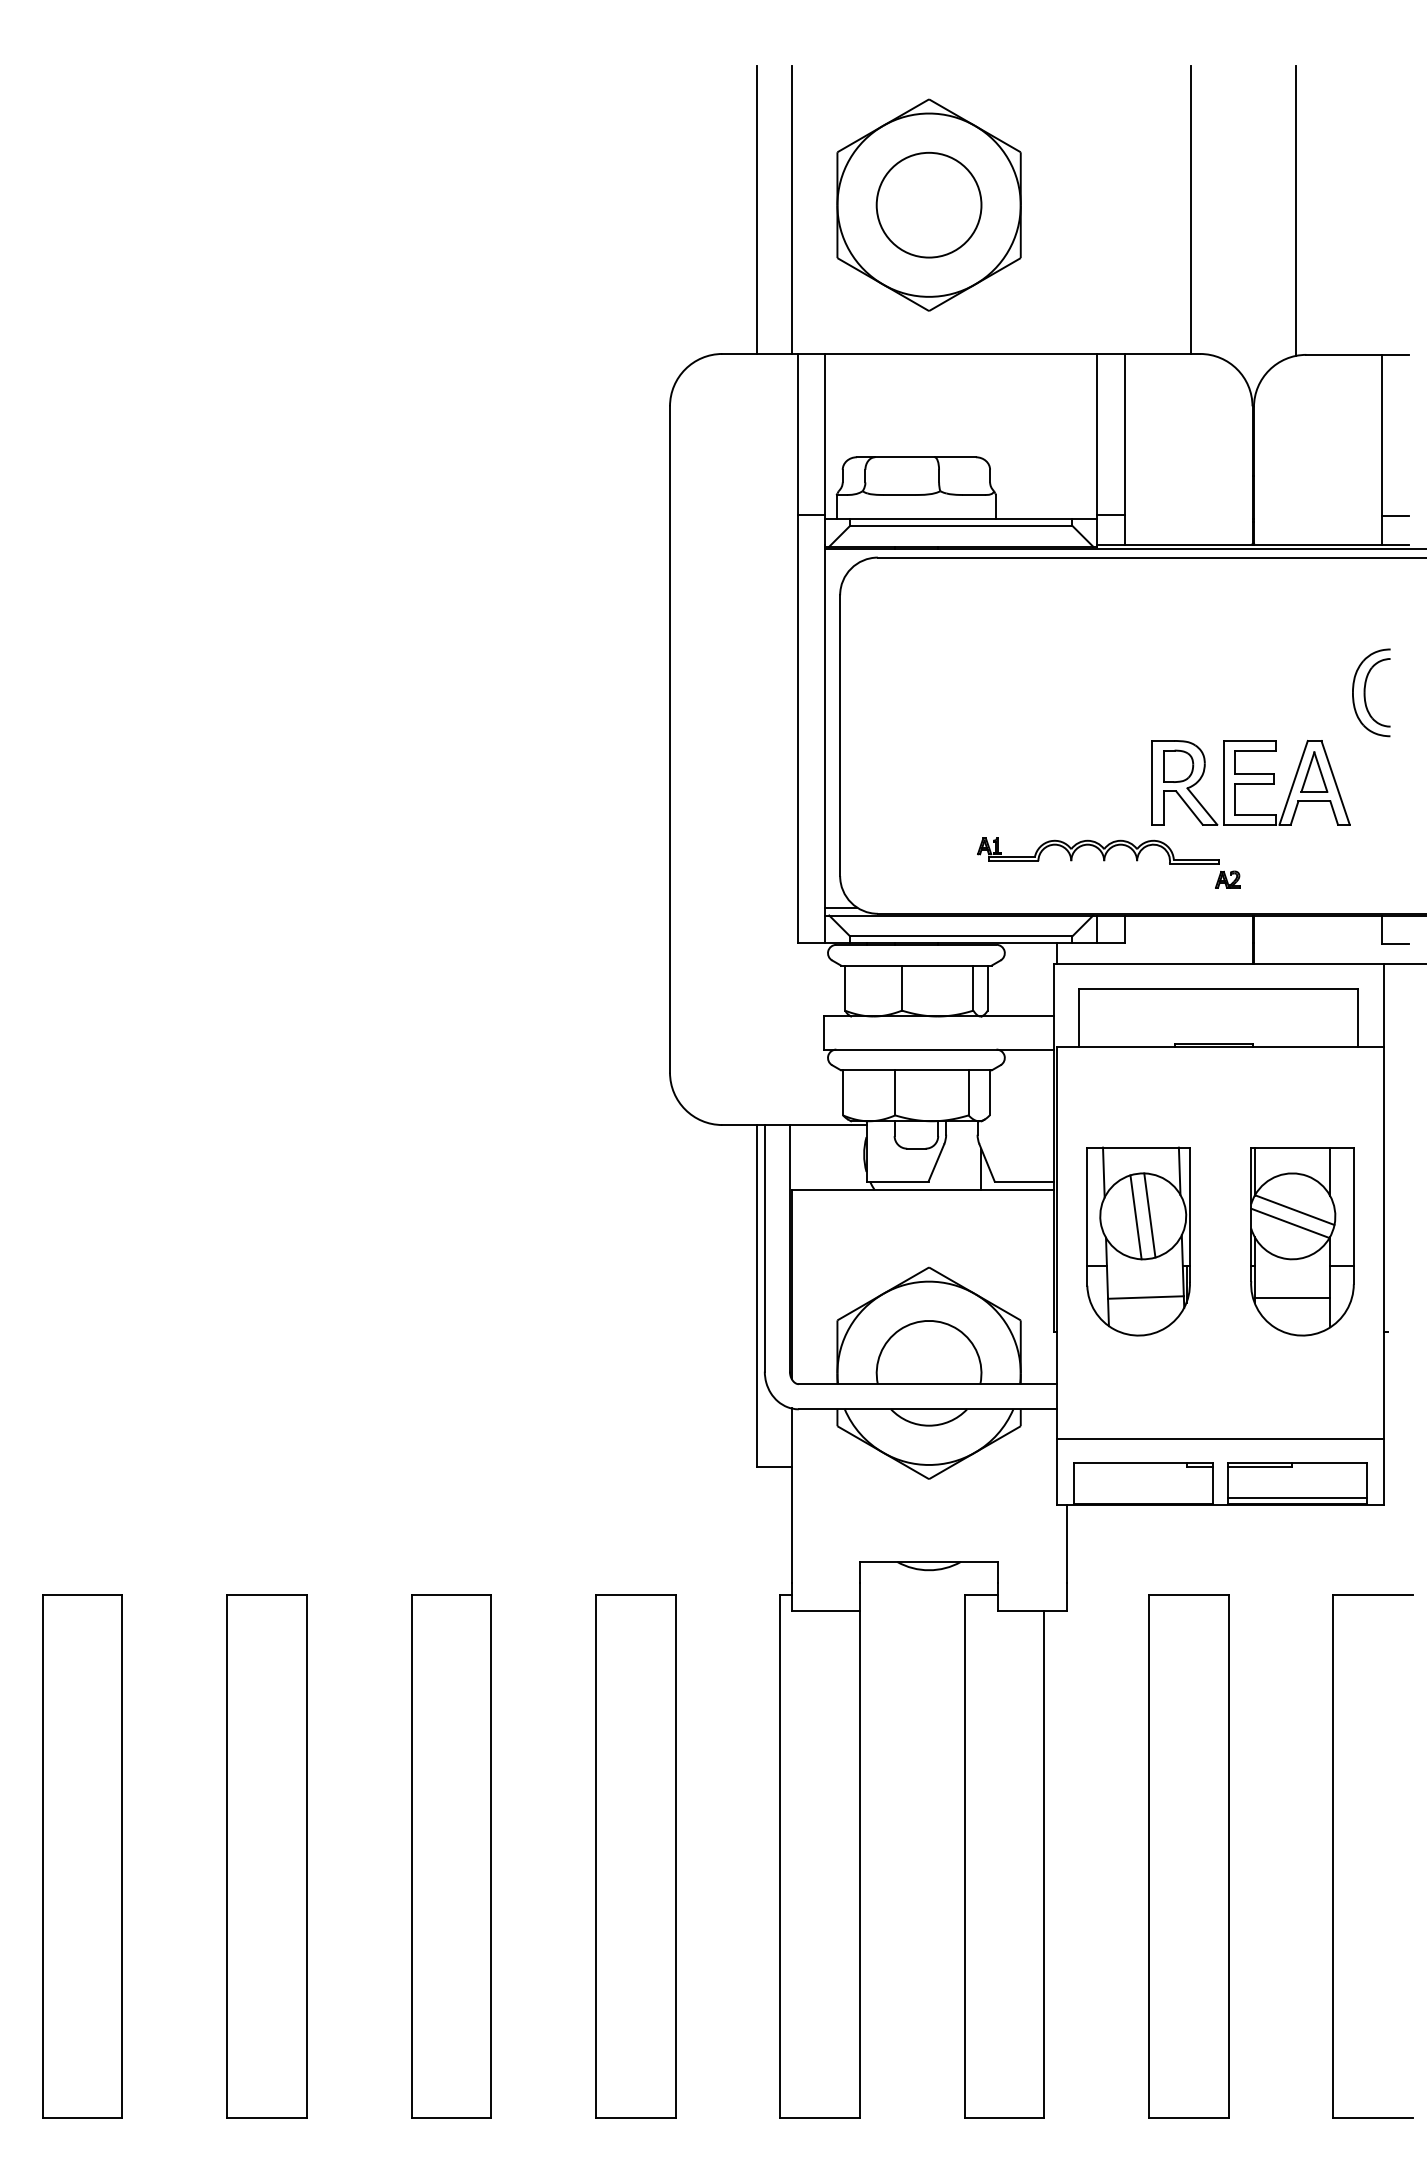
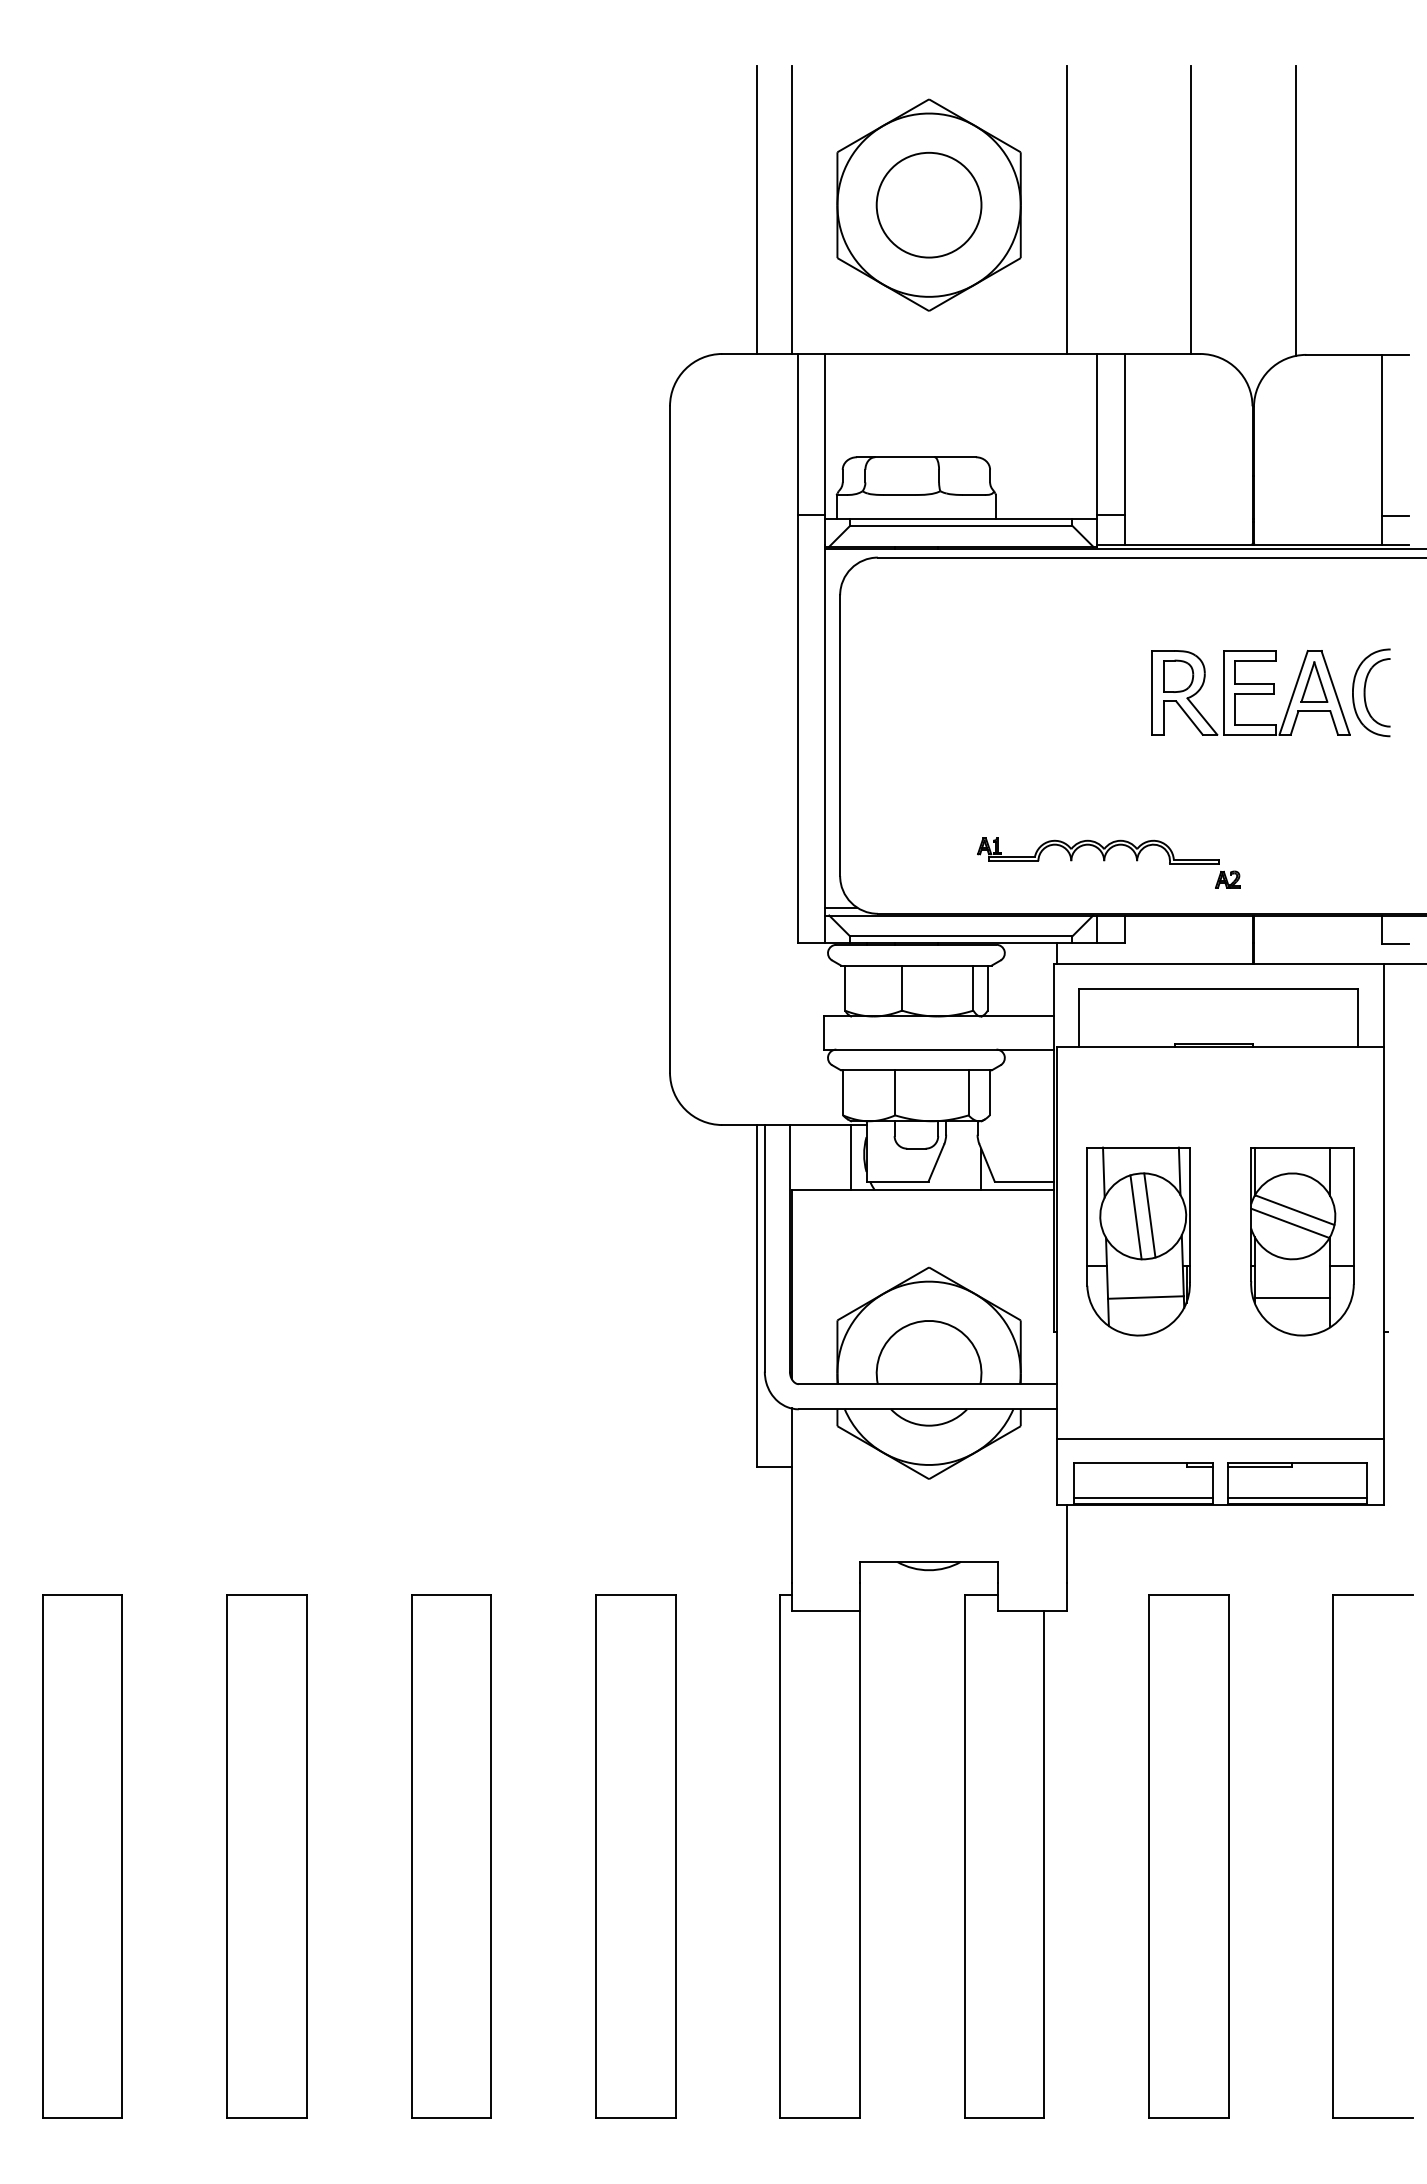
line: none -> present (1066, 209)
part position: (1250, 782) -> (1250, 692) (1250, 692)
line: none -> present (851, 1157)
line: none -> present (1142, 1497)
